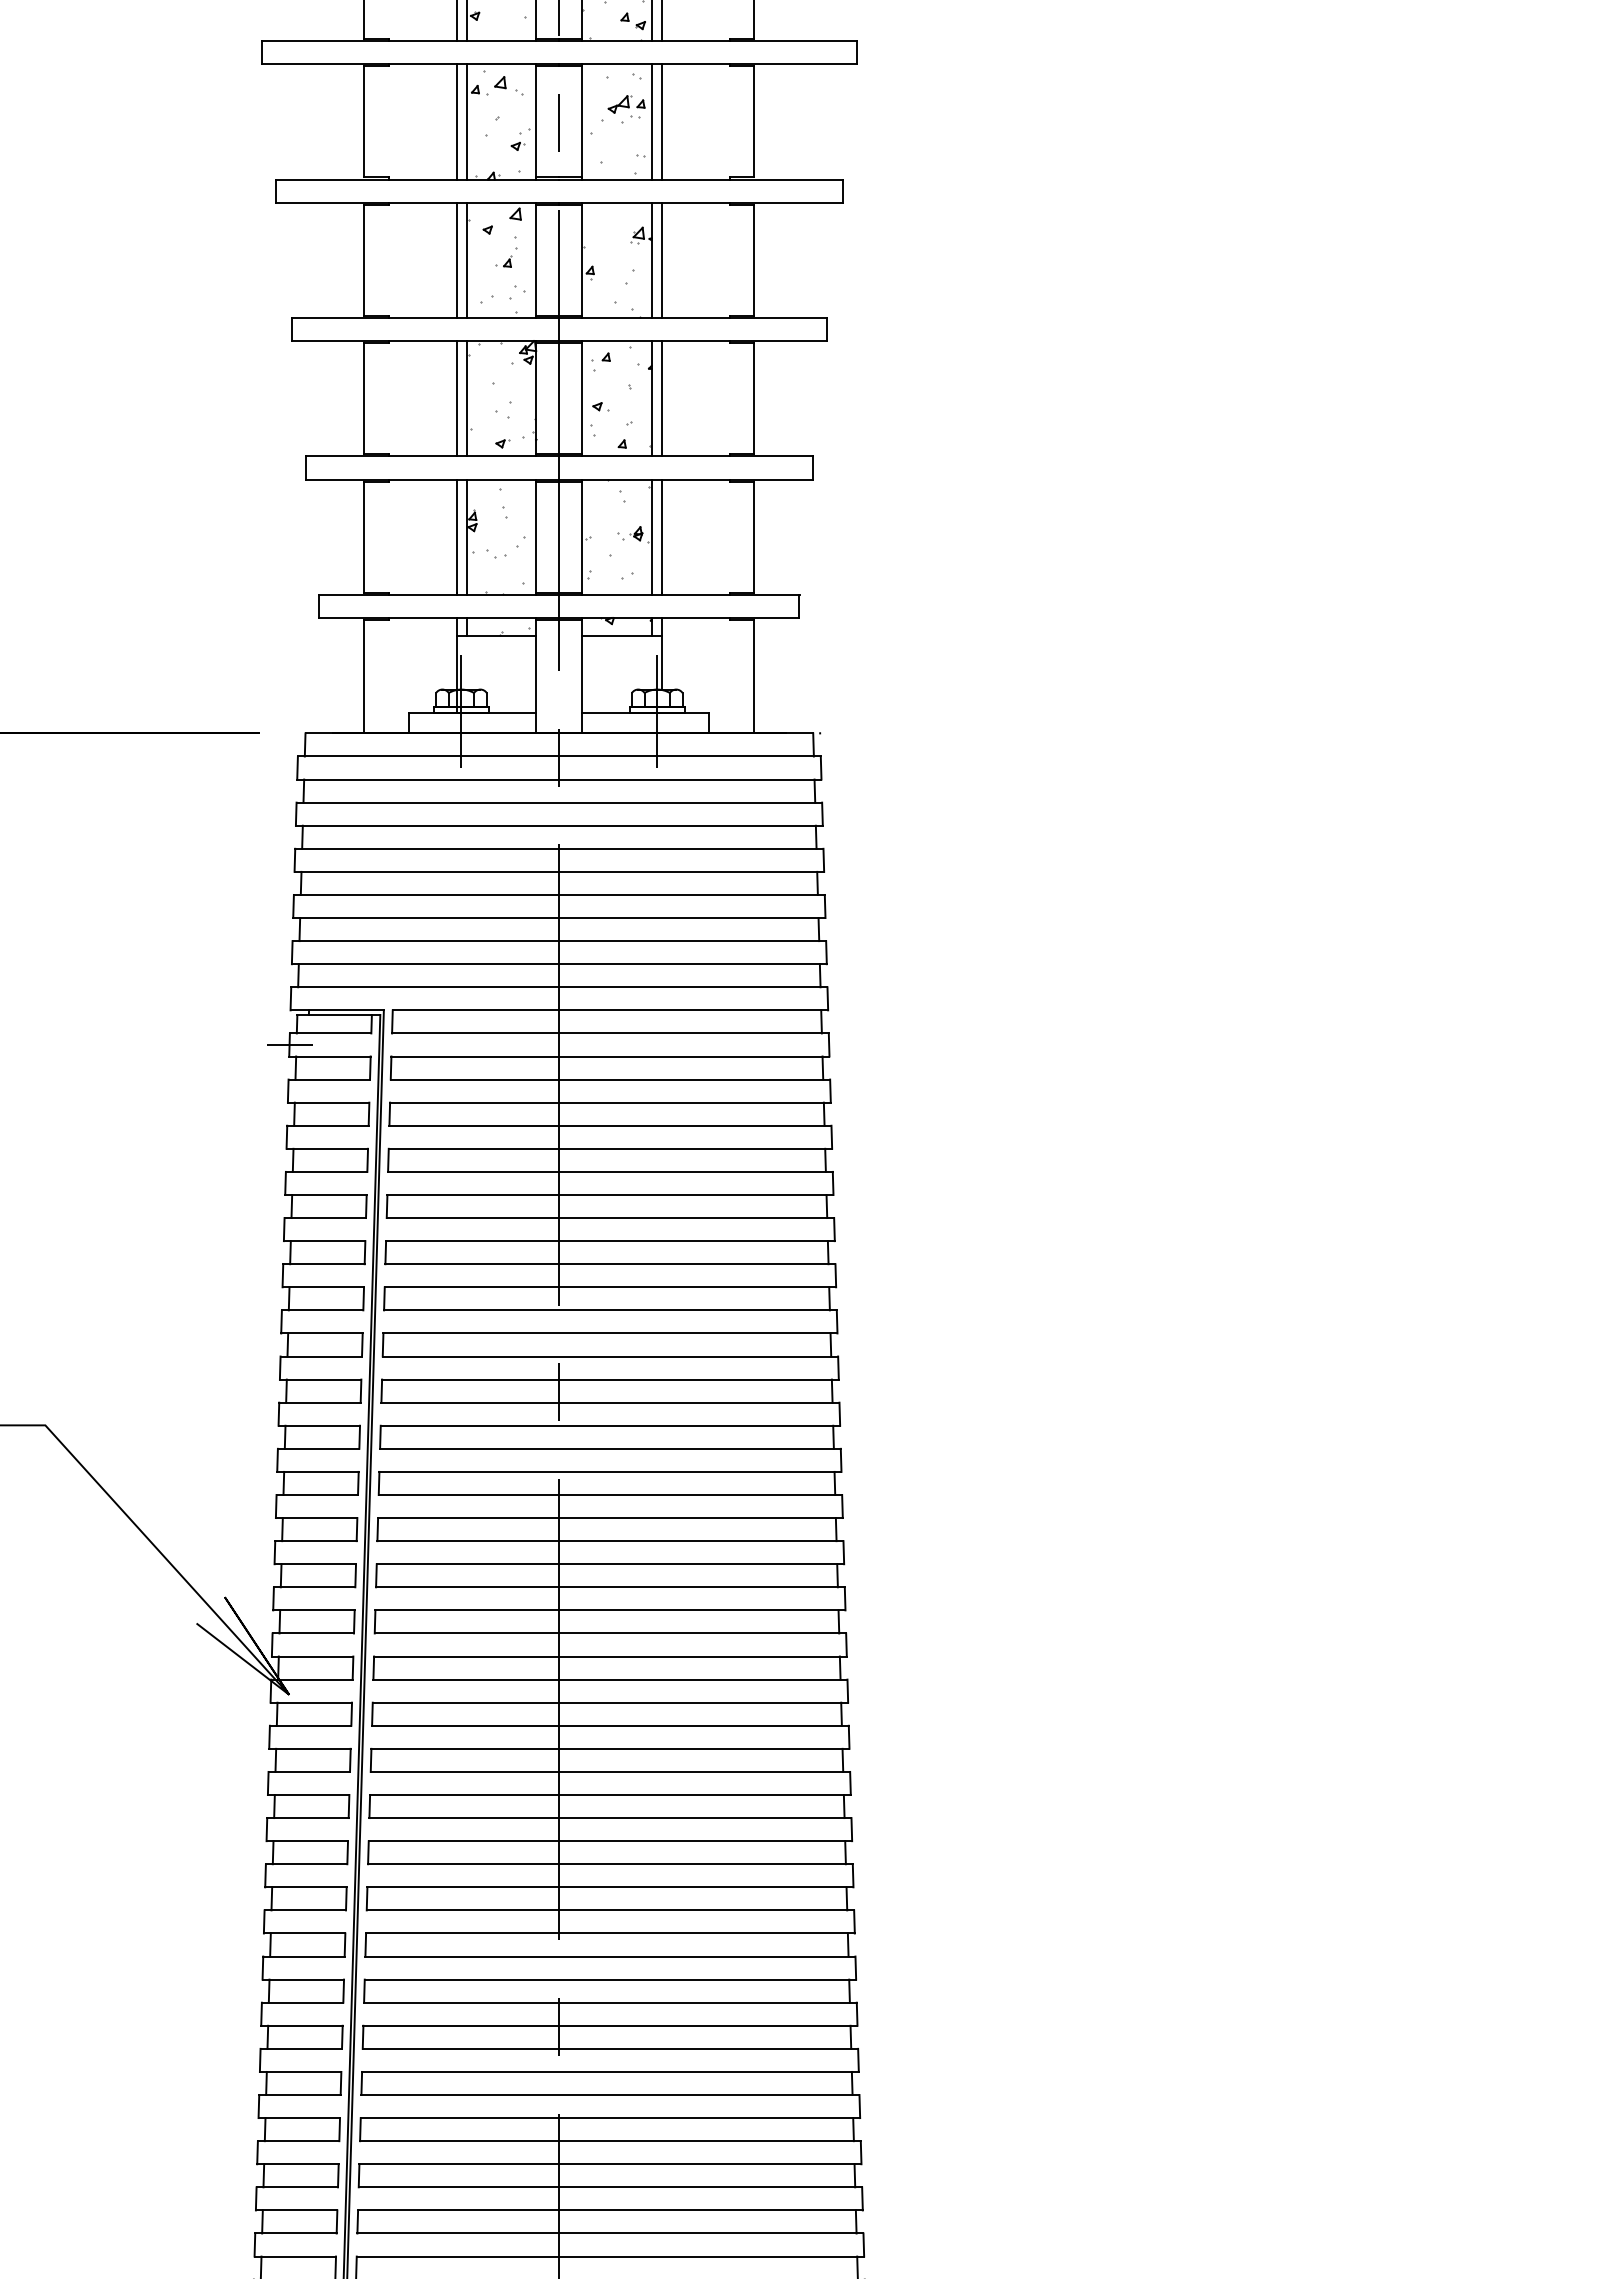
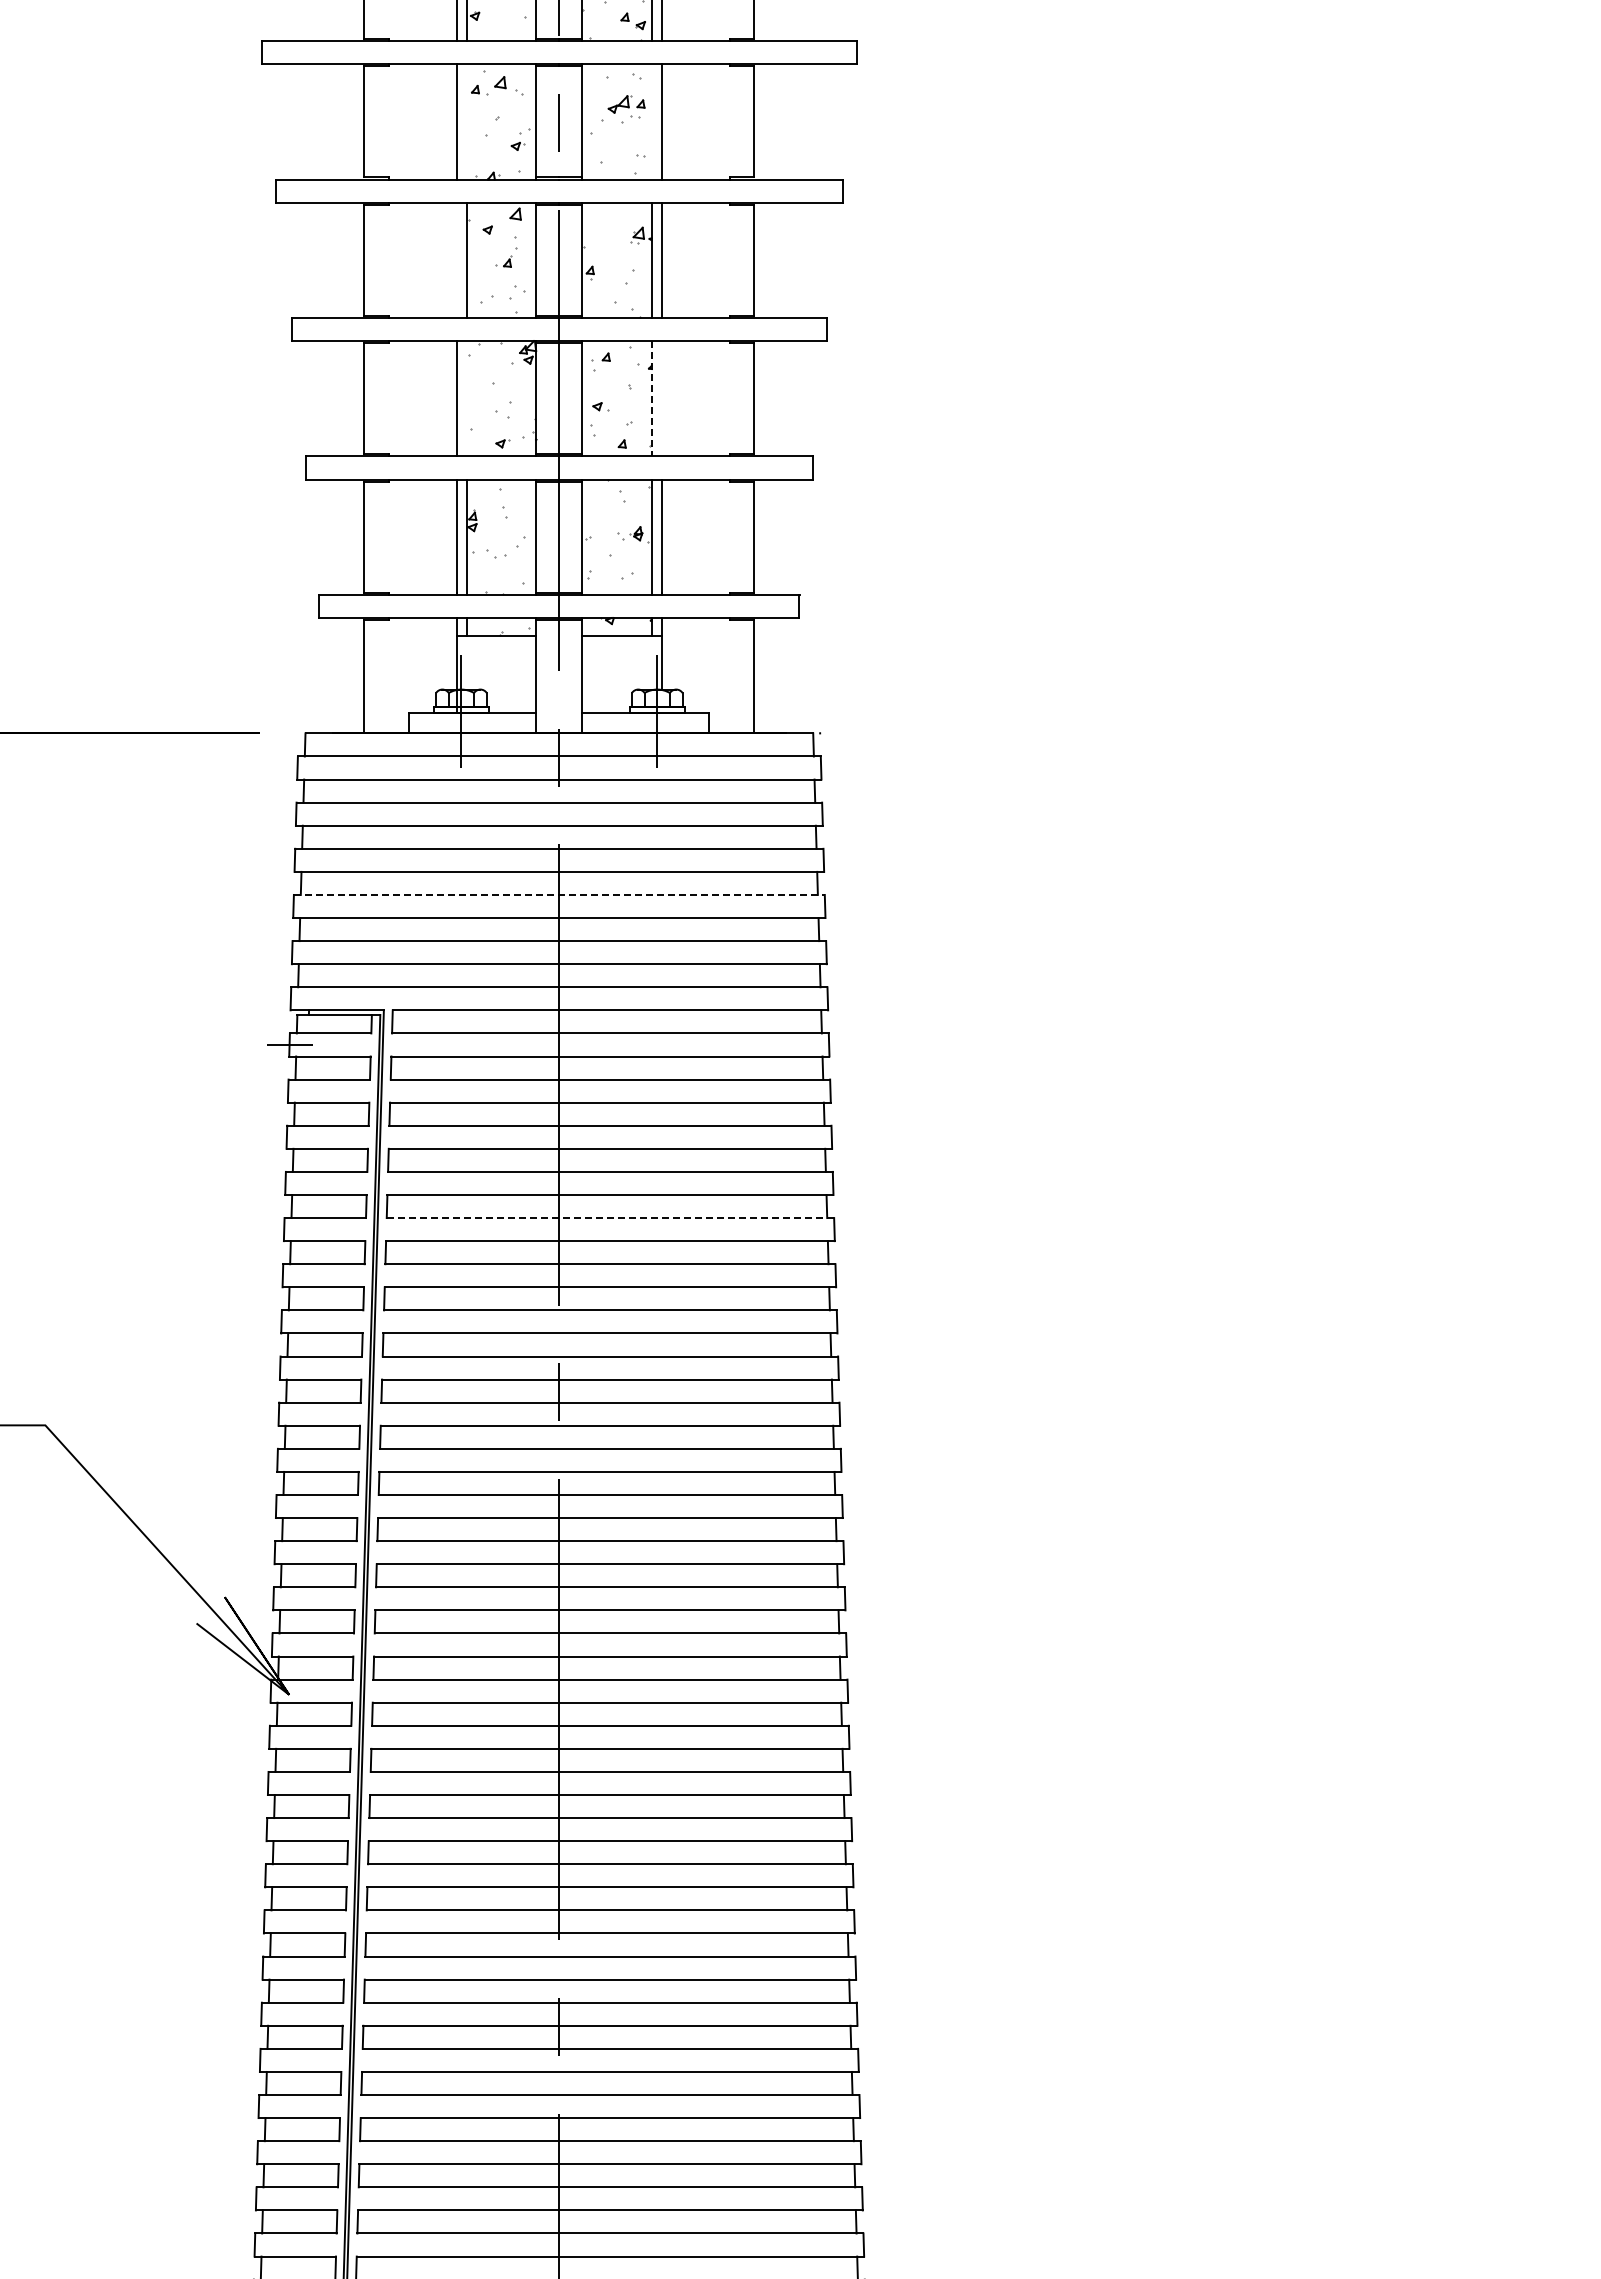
line: present -> none (467, 121)
line: present -> none (651, 121)
line: present -> none (456, 260)
line: present -> none (467, 398)
line: solid -> dashed (651, 398)
line: present -> none (662, 398)
line: solid -> dashed (559, 894)
line: solid -> dashed (610, 1218)
